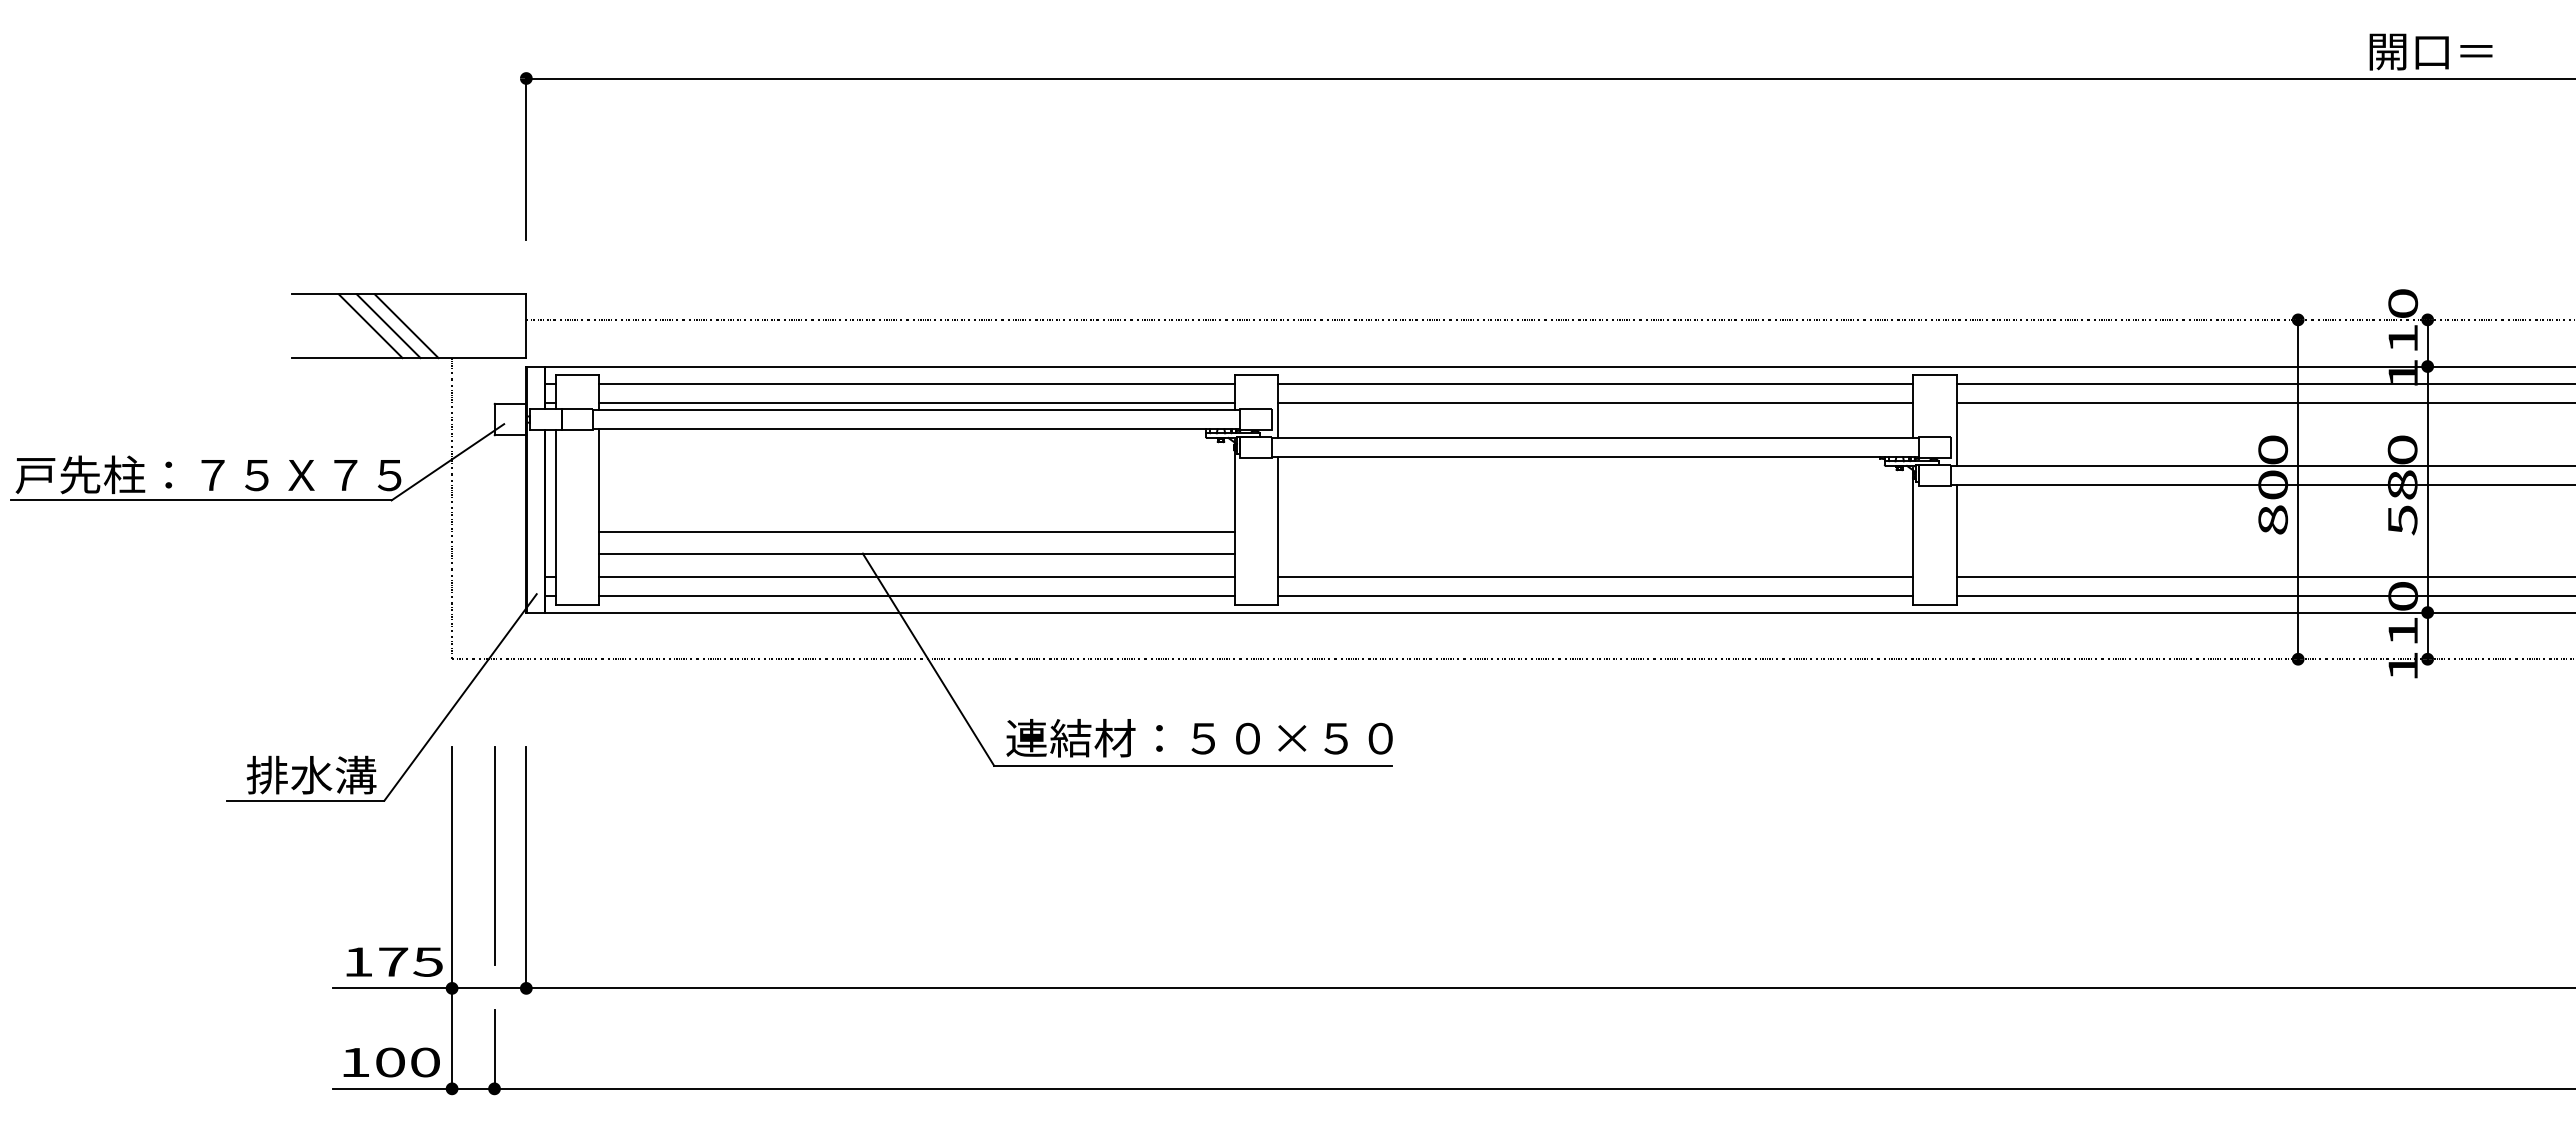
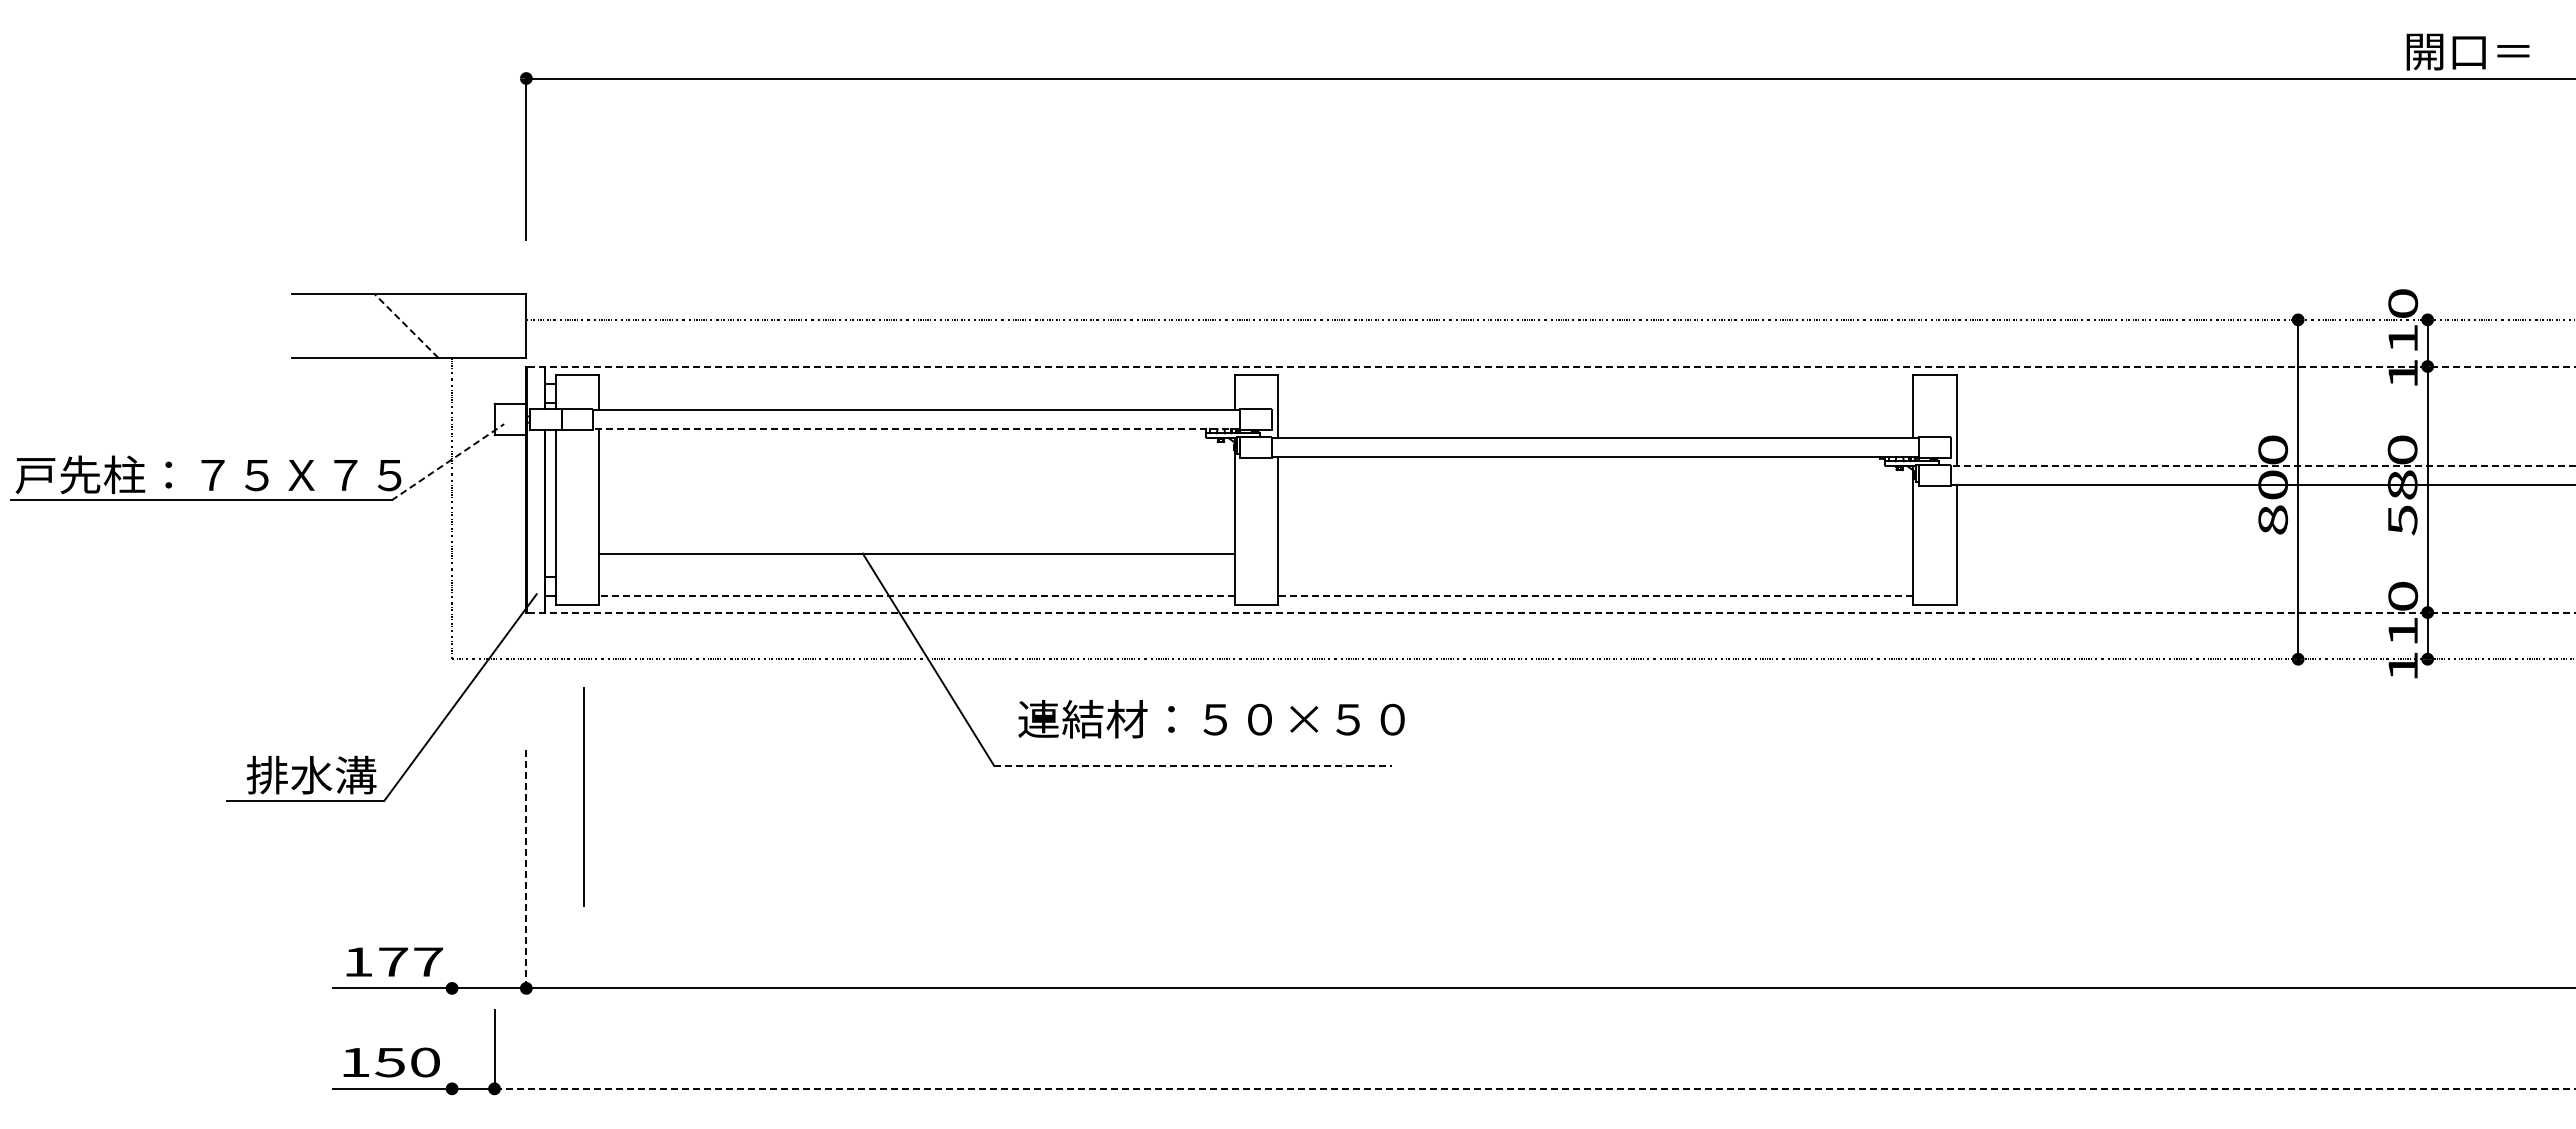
text position: (2430, 51) -> (2467, 51) (2467, 51)
line: present -> none (370, 326)
line: present -> none (388, 326)
line: solid -> dashed (406, 326)
line: solid -> dashed (1550, 366)
line: present -> none (916, 383)
line: present -> none (1595, 383)
line: present -> none (2264, 383)
line: present -> none (916, 402)
line: present -> none (1595, 402)
line: present -> none (2264, 402)
line: solid -> dashed (916, 429)
line: solid -> dashed (447, 462)
line: solid -> dashed (2262, 465)
line: present -> none (916, 532)
line: present -> none (916, 576)
line: present -> none (1595, 576)
line: present -> none (2264, 576)
line: solid -> dashed (916, 595)
line: solid -> dashed (1595, 595)
line: present -> none (2264, 595)
line: solid -> dashed (1550, 612)
text position: (1199, 738) -> (1211, 719) (1211, 719)
line: solid -> dashed (1193, 765)
line position: (494, 855) -> (583, 796) (583, 796)
line: solid -> dashed (526, 867)
line: present -> none (452, 917)
text: 175 -> 177 (428, 961)
text: 100 -> 150 (389, 1062)
line: solid -> dashed (1534, 1088)
